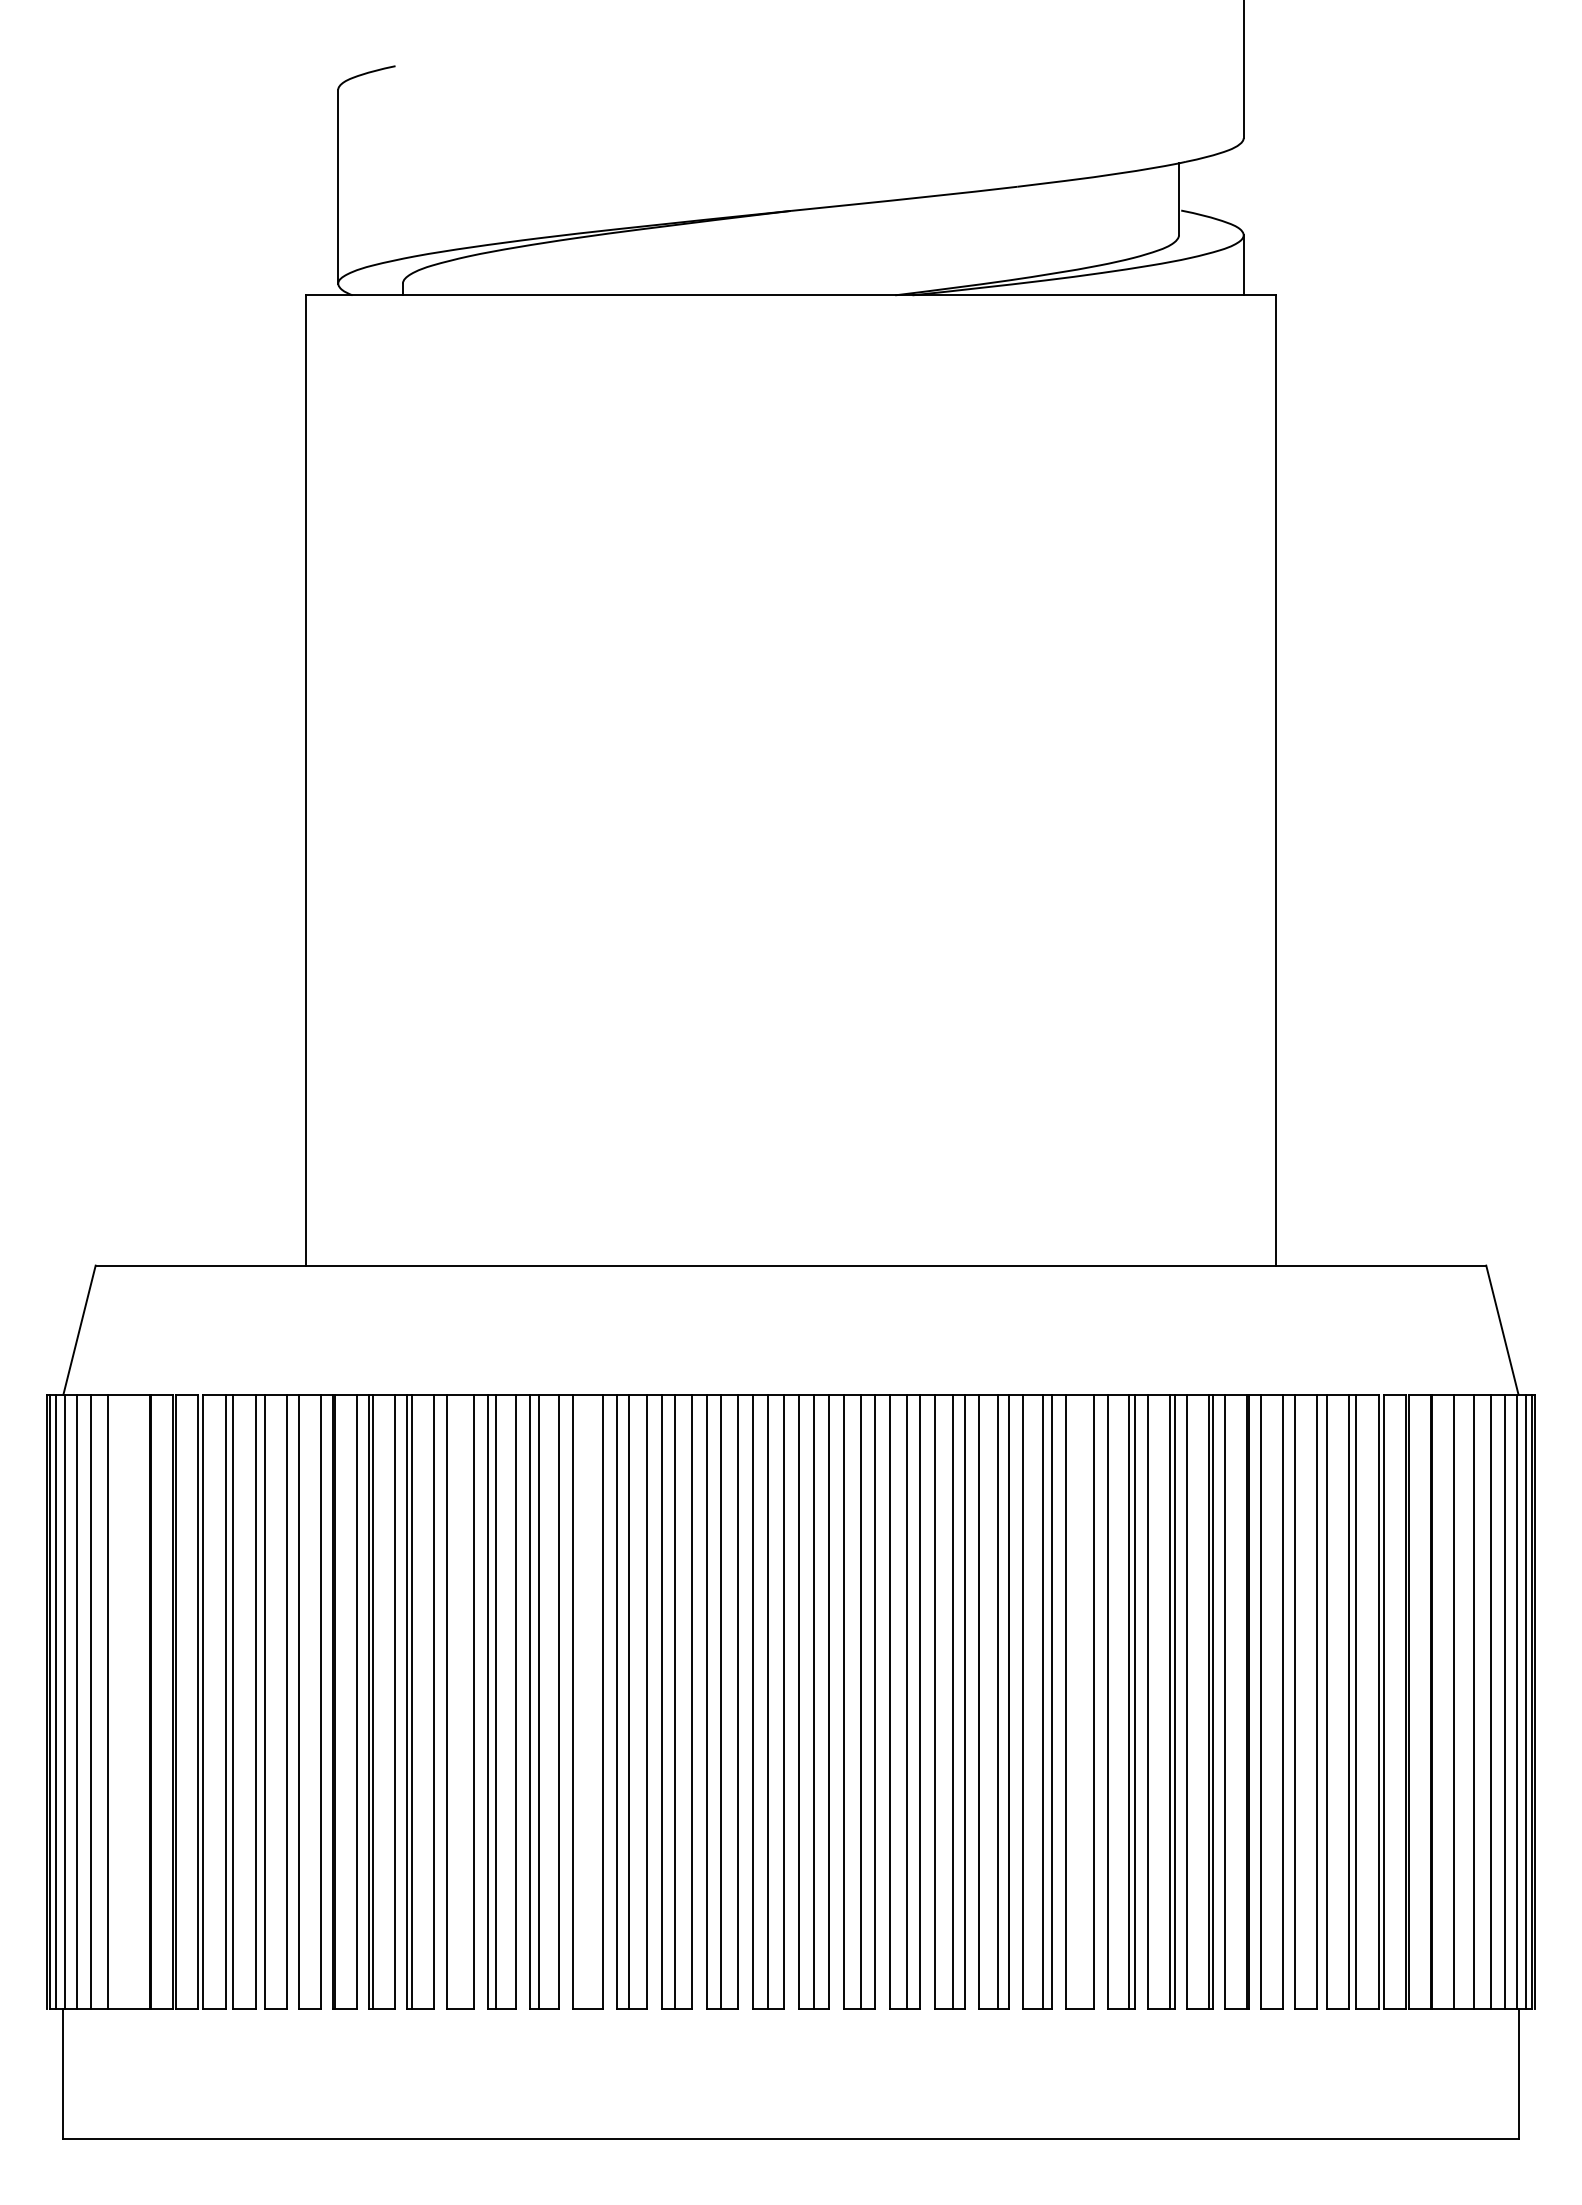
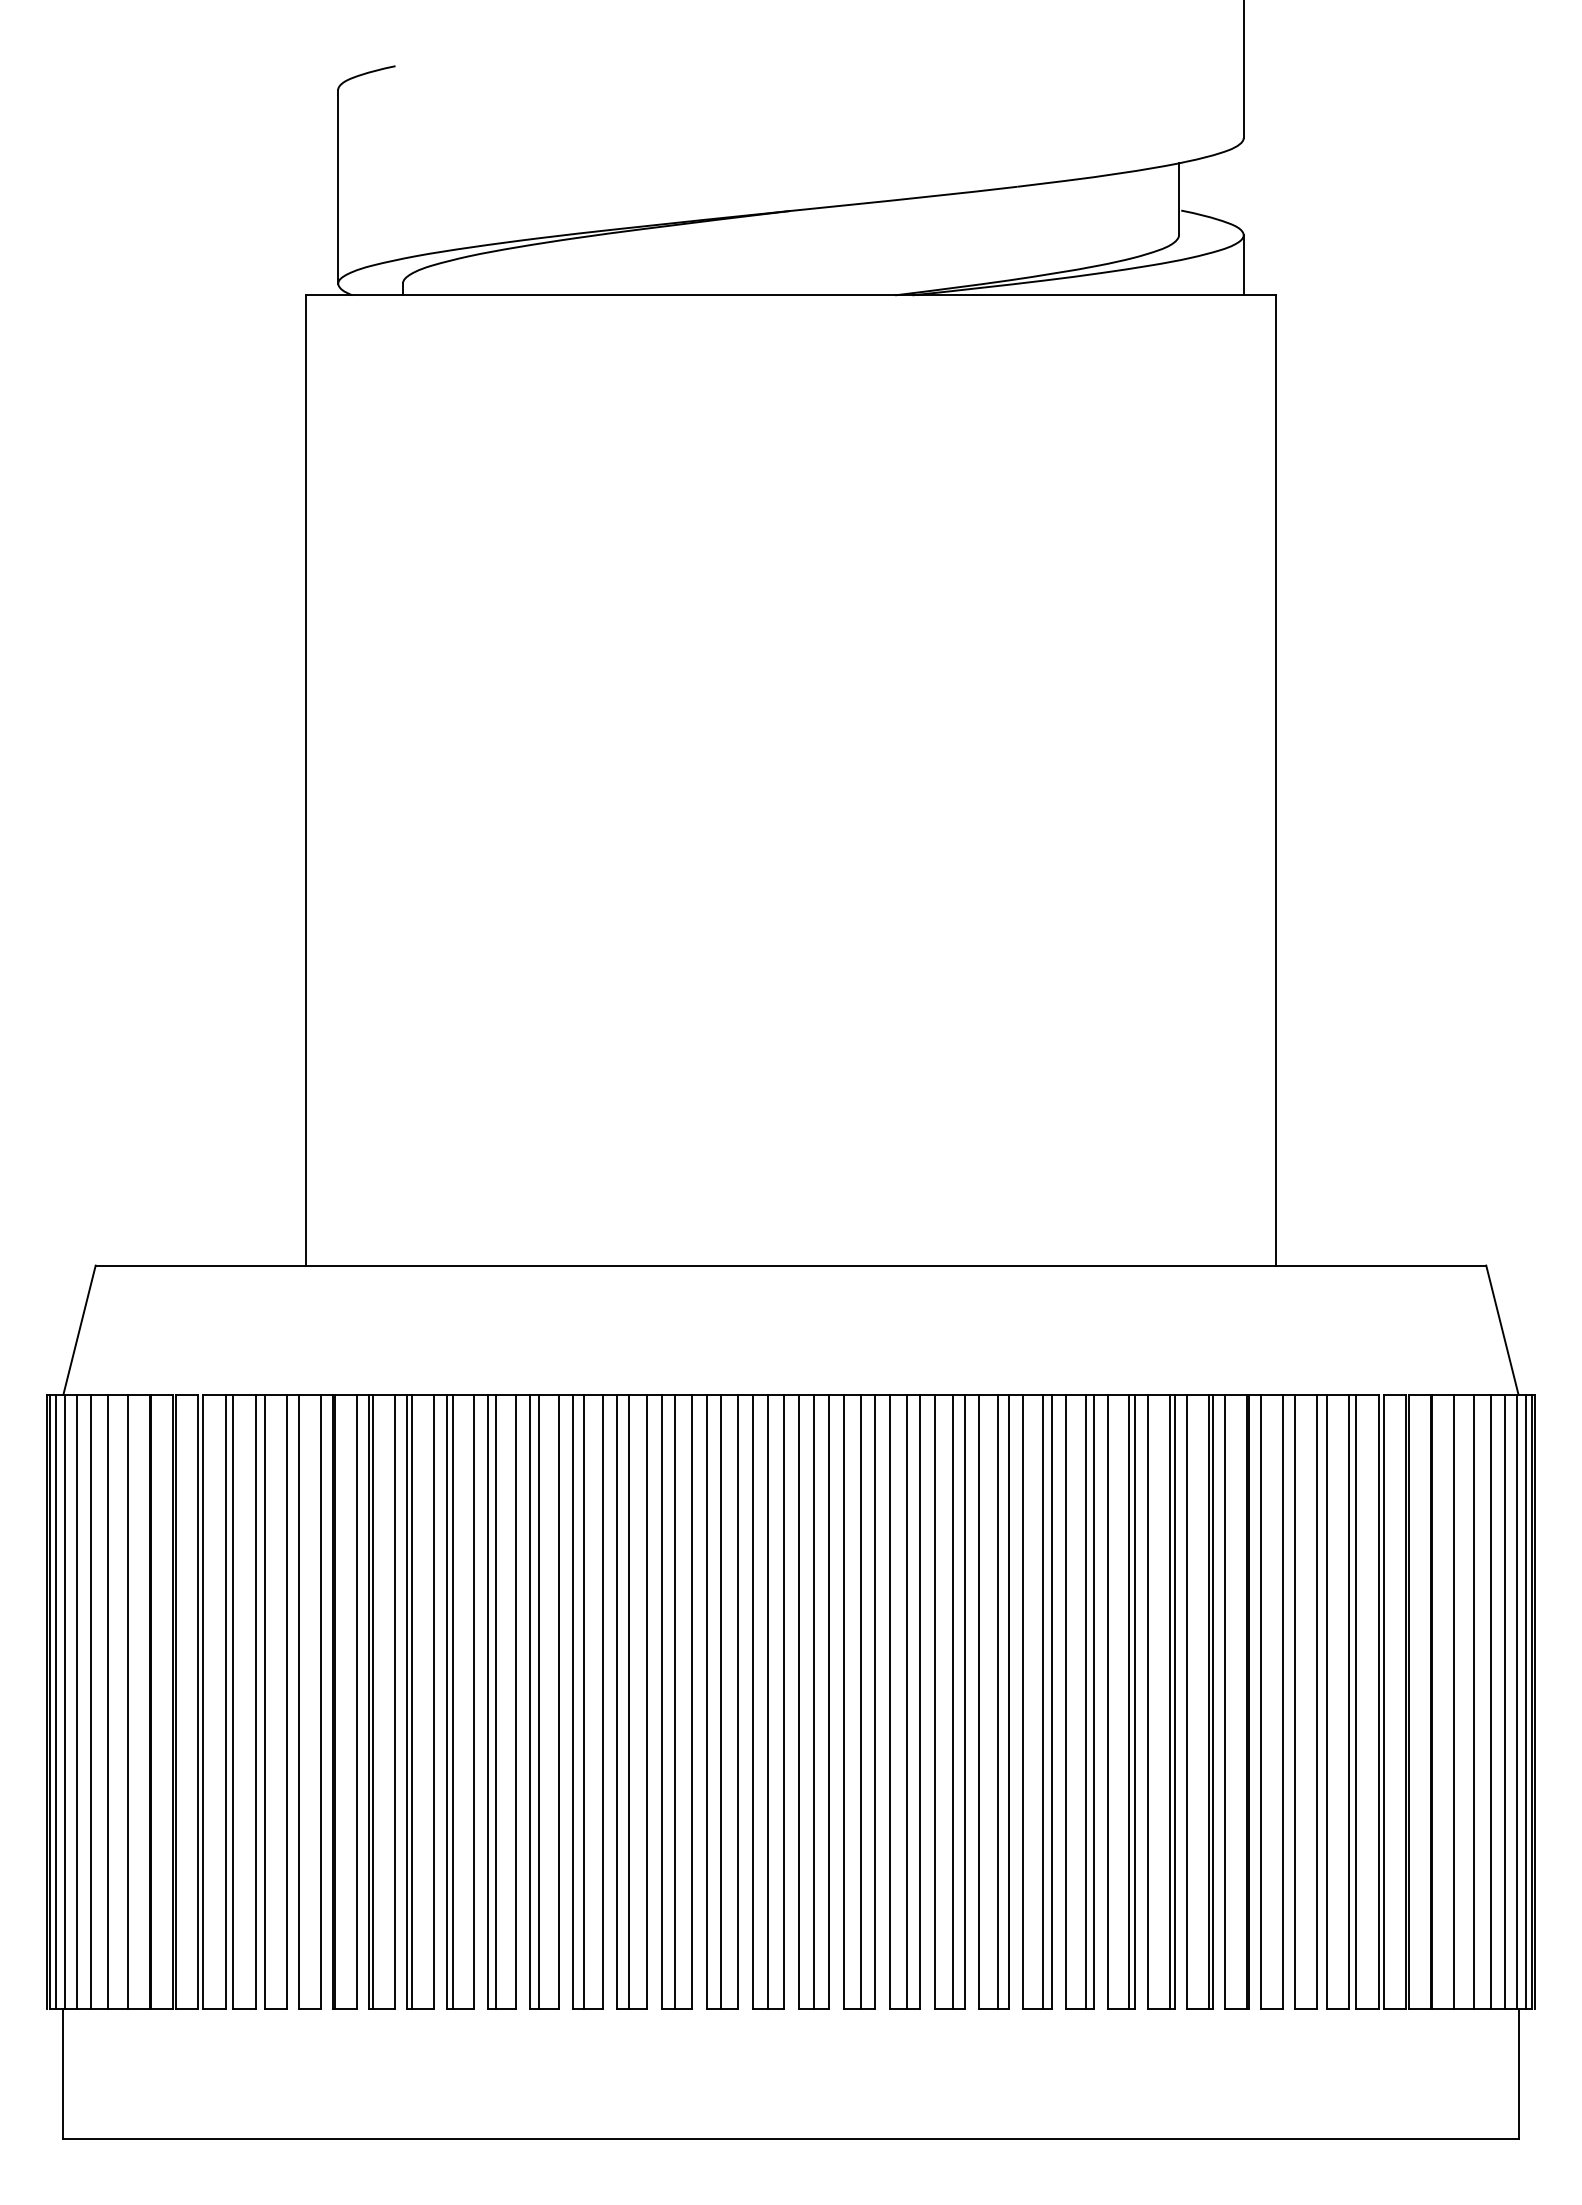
line: none -> present (128, 1701)
line: none -> present (453, 1701)
line: none -> present (583, 1701)
line: none -> present (1086, 1701)
